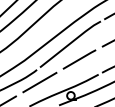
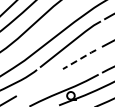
line: solid -> dashed (80, 59)
line: present -> none (39, 82)
